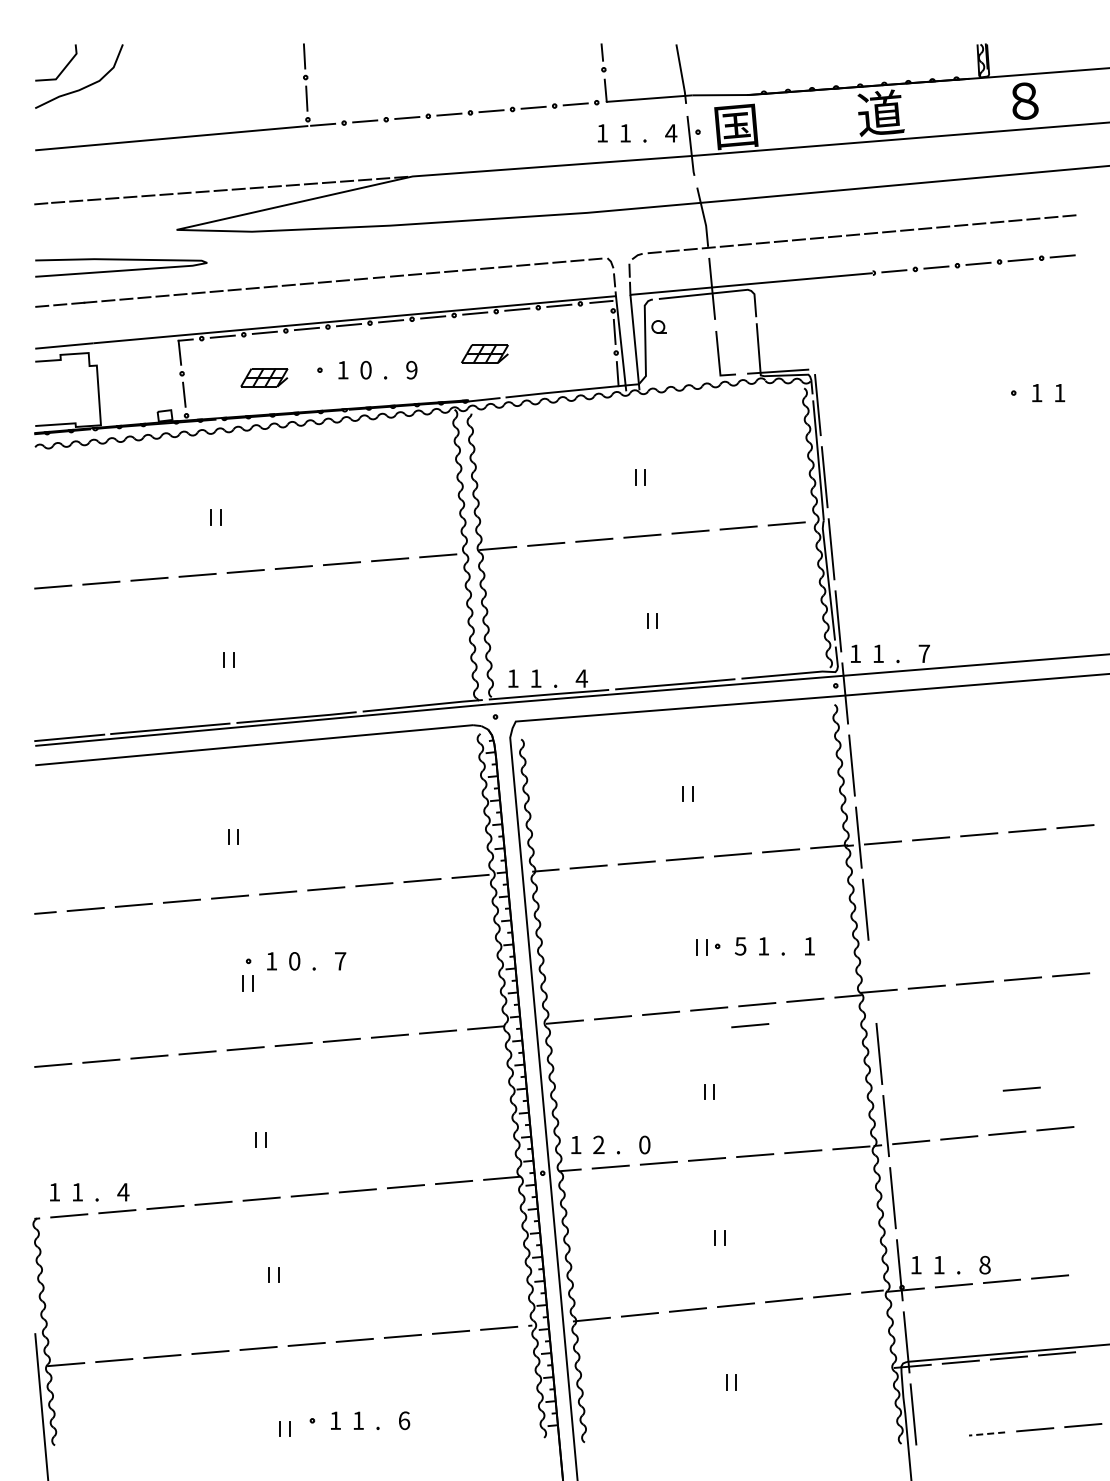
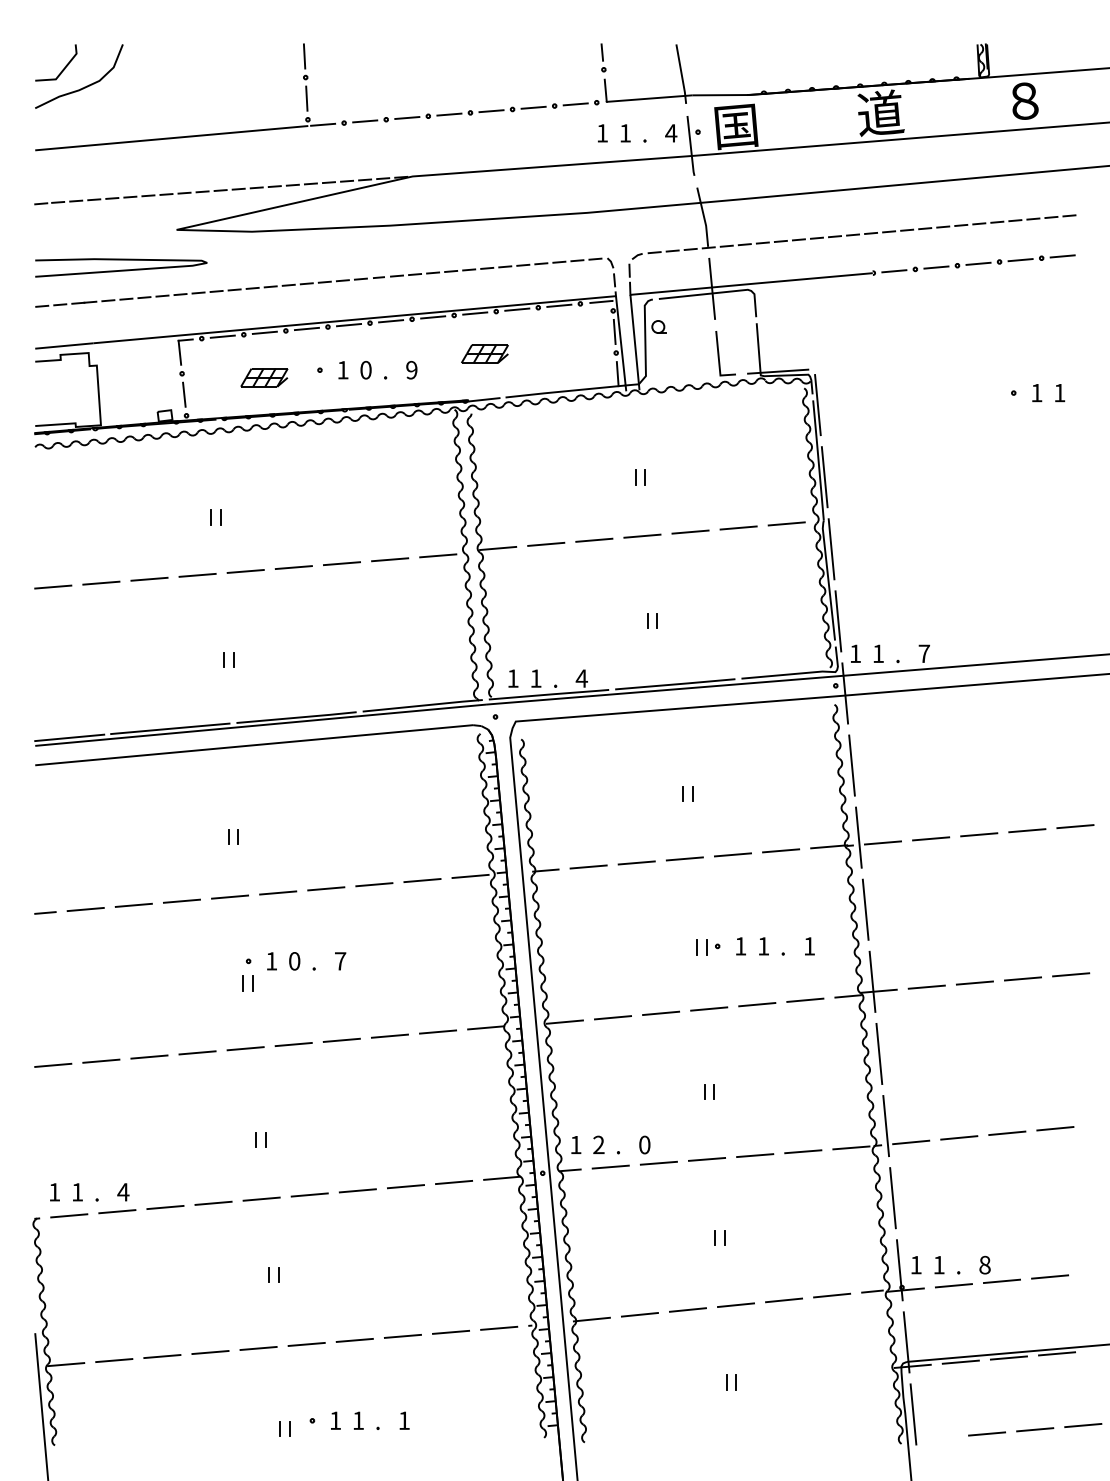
text: 5 -> 1 (740, 946)
line: none -> present (872, 981)
line: present -> none (750, 1025)
line: present -> none (1021, 1088)
text: 6 -> 1 (404, 1420)
line: dashed -> solid (986, 1434)
